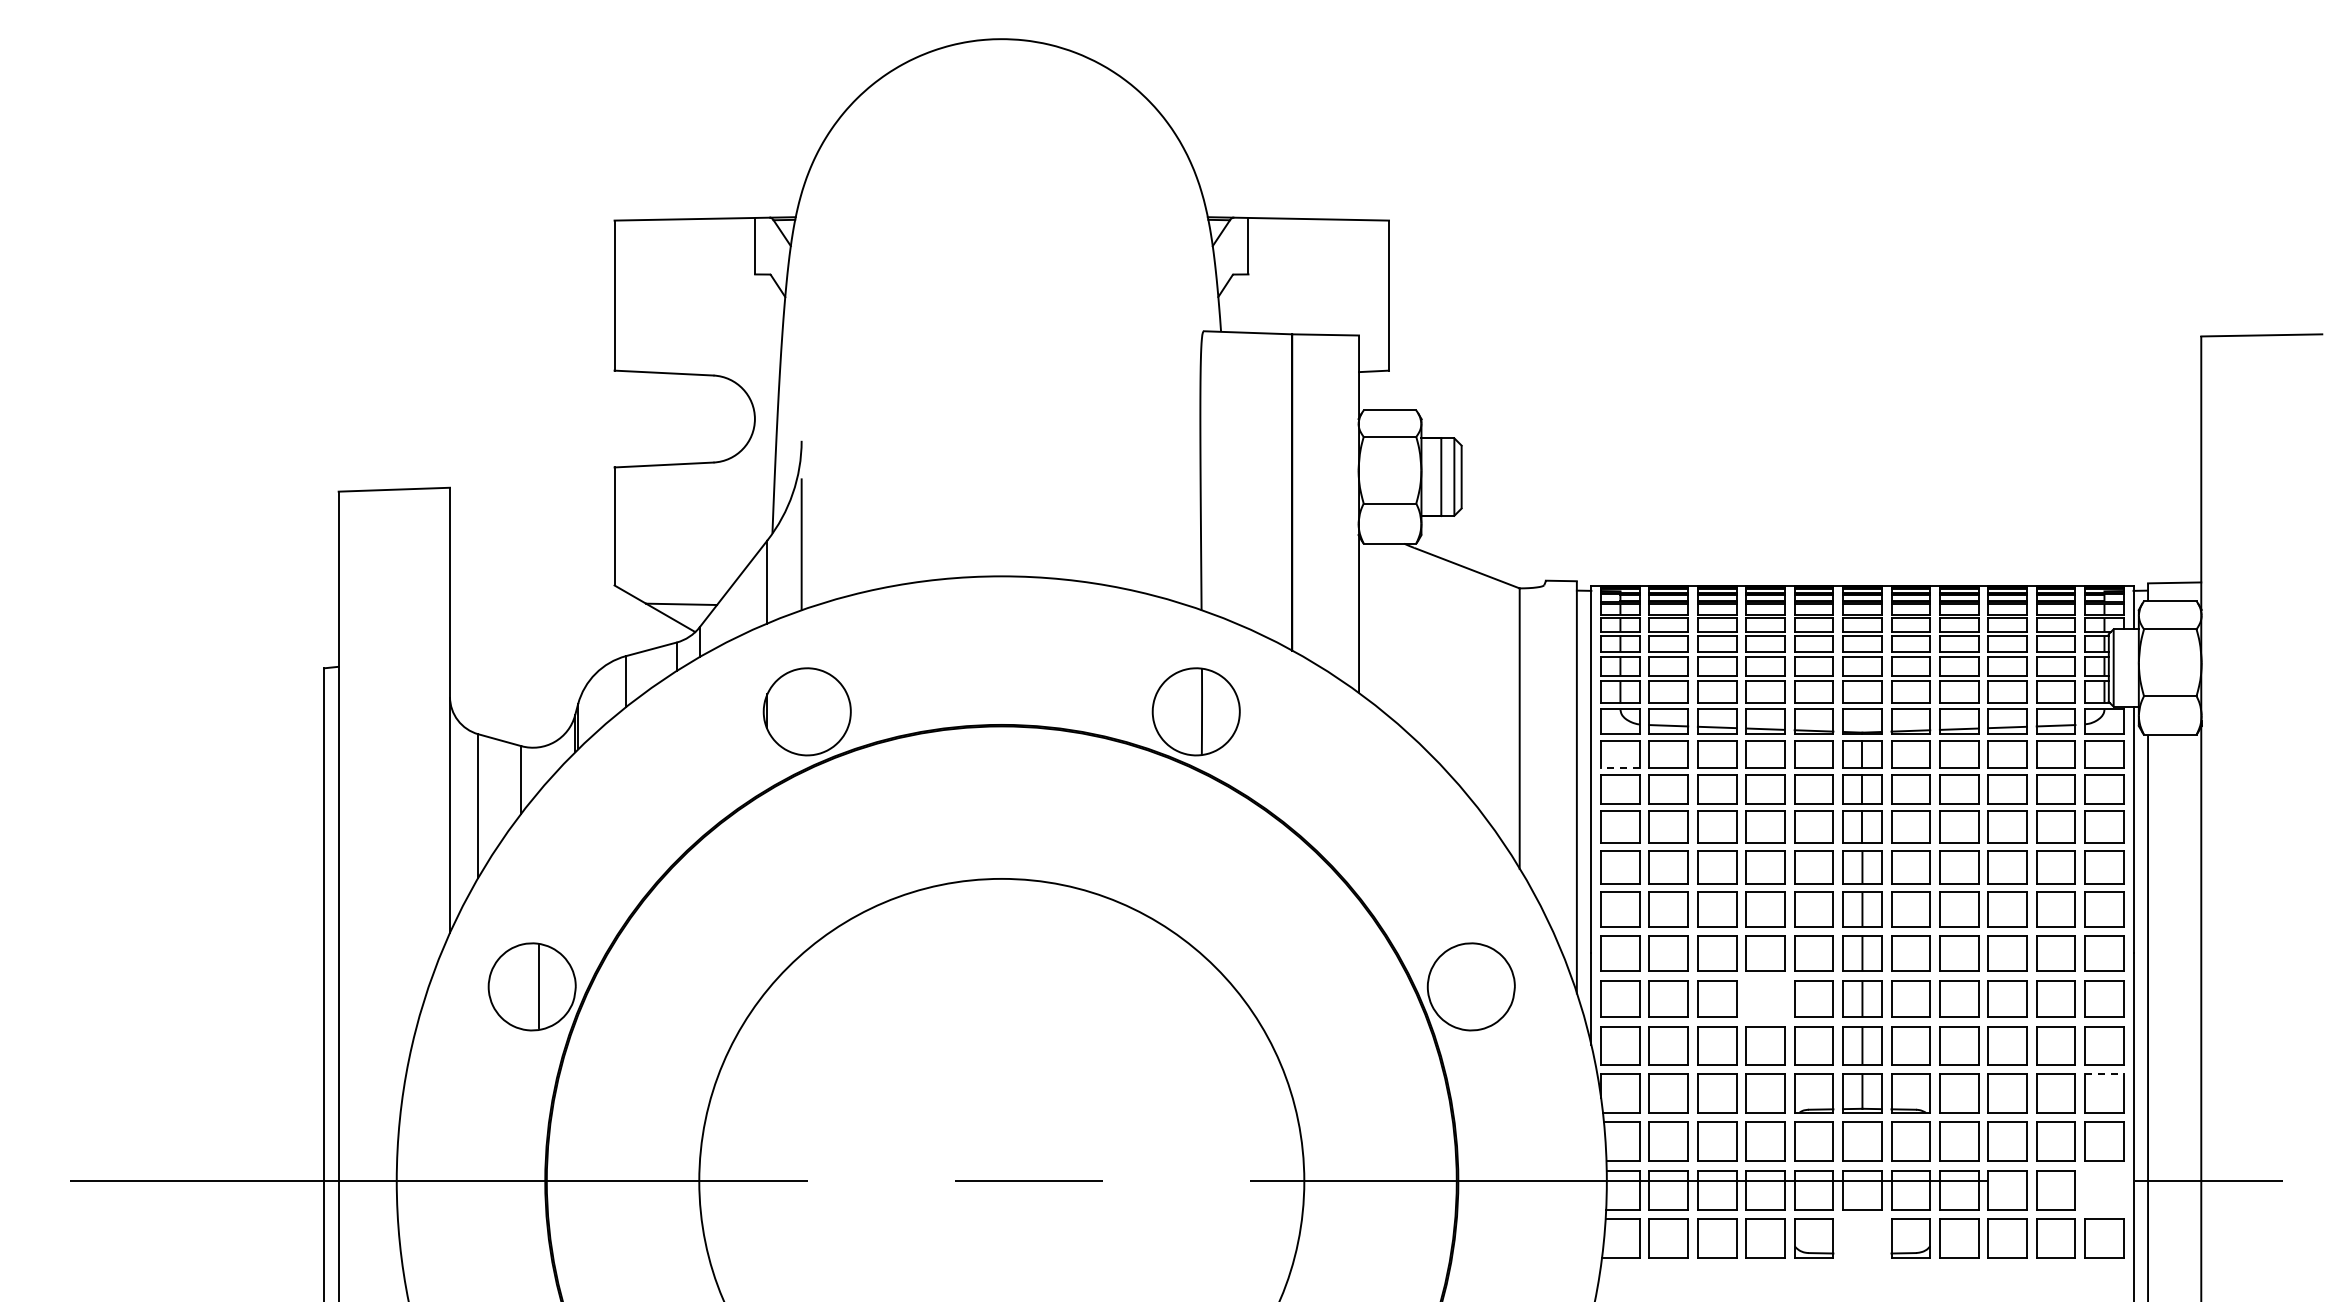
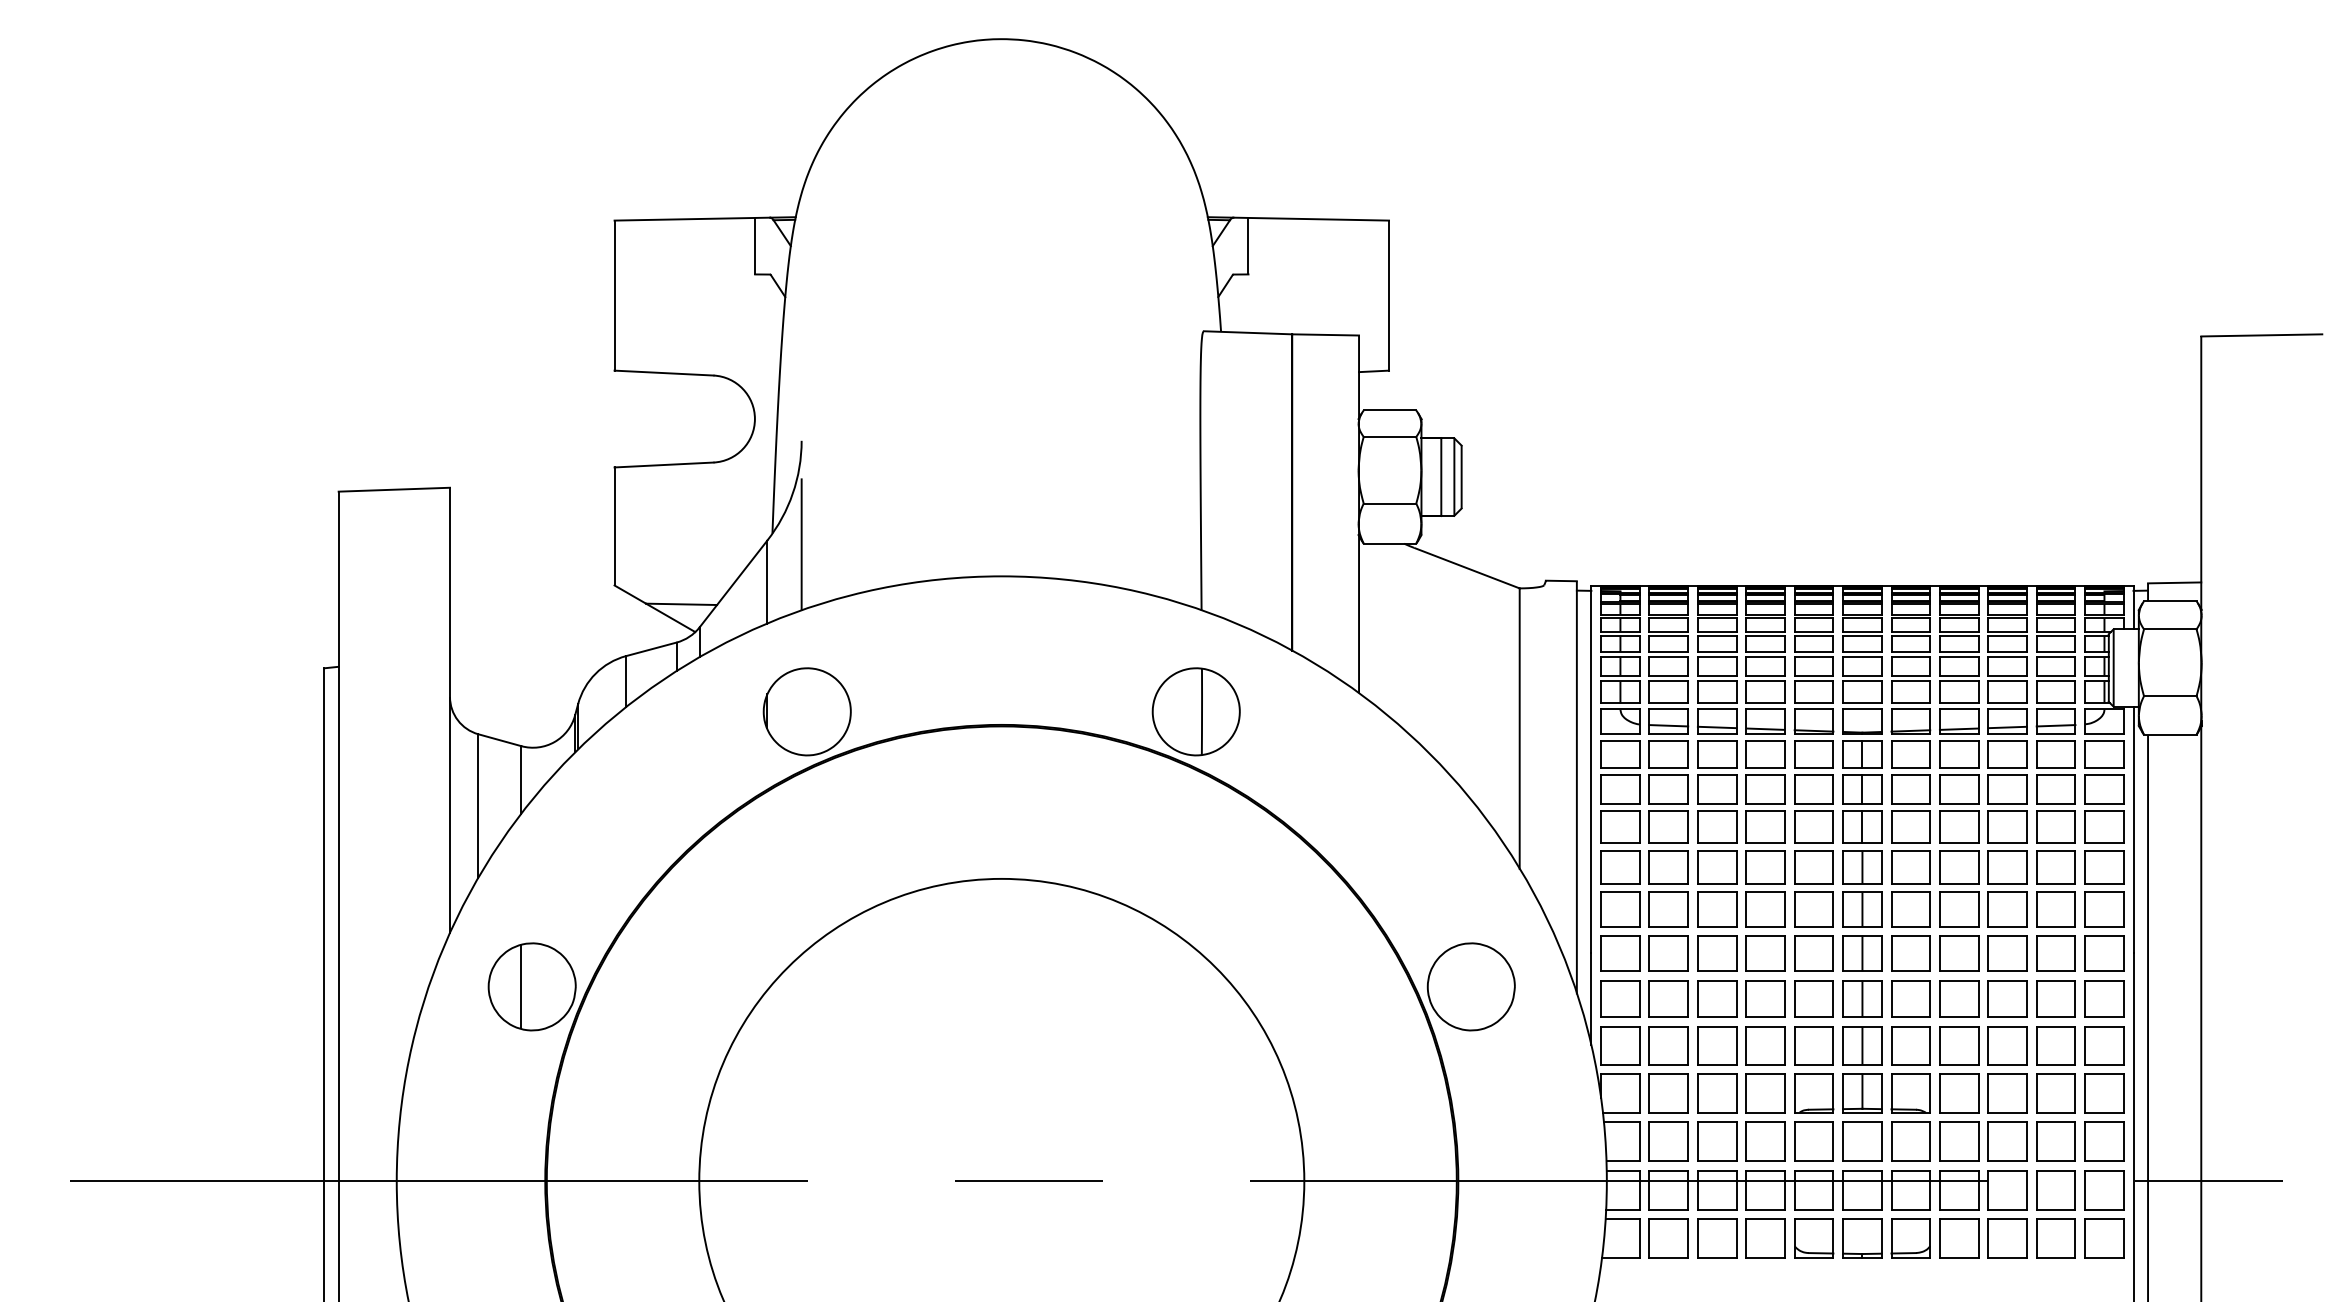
line: dashed -> solid (1619, 767)
line position: (539, 986) -> (521, 986) (521, 986)
part: none -> present (1765, 998)
line: dashed -> solid (2104, 1074)
part: none -> present (2104, 1190)
part: none -> present (1862, 1238)
